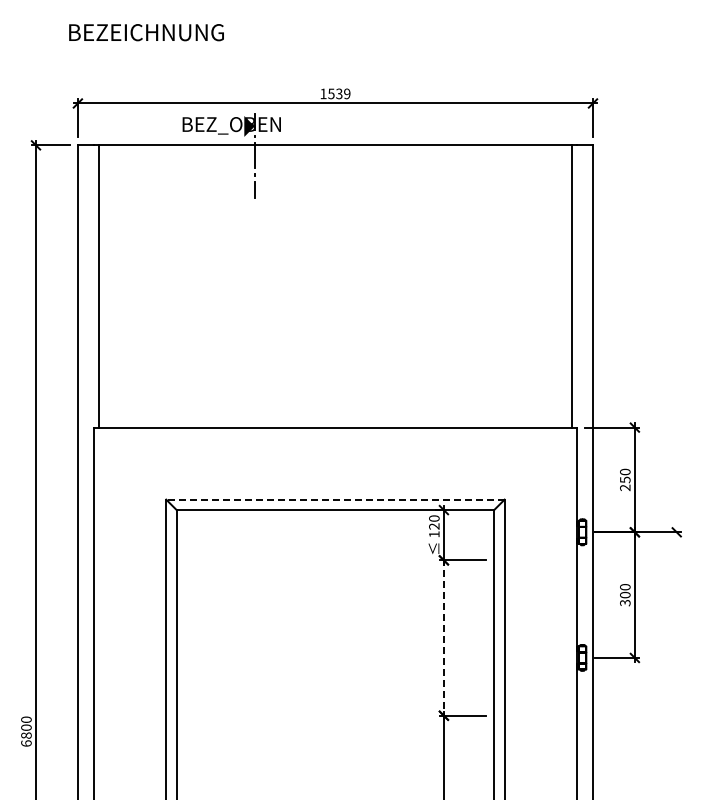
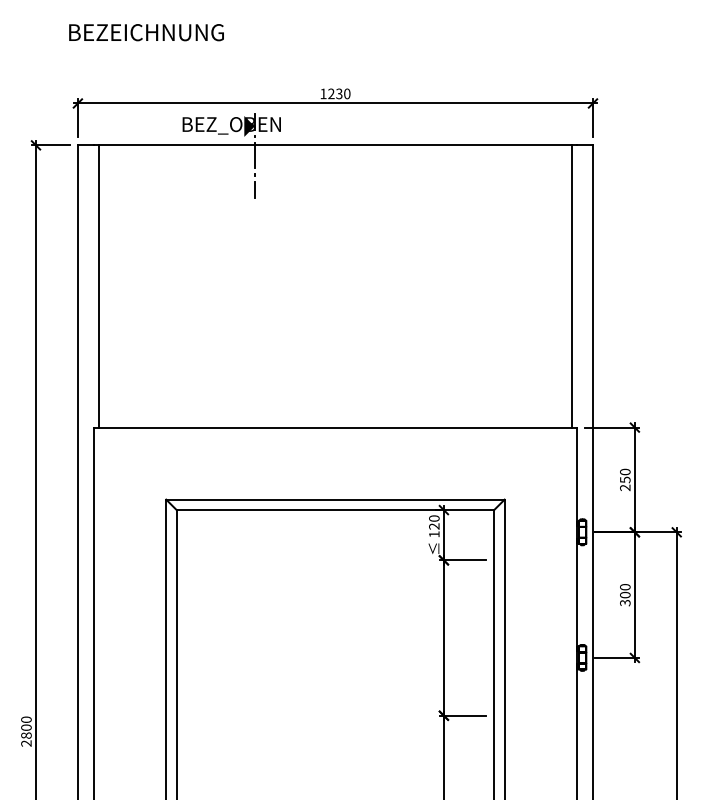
text: 1539 -> 1230 (339, 93)
line: dashed -> solid (334, 499)
line: dashed -> solid (443, 638)
line: none -> present (676, 662)
text: 6800 -> 2800 (26, 743)
